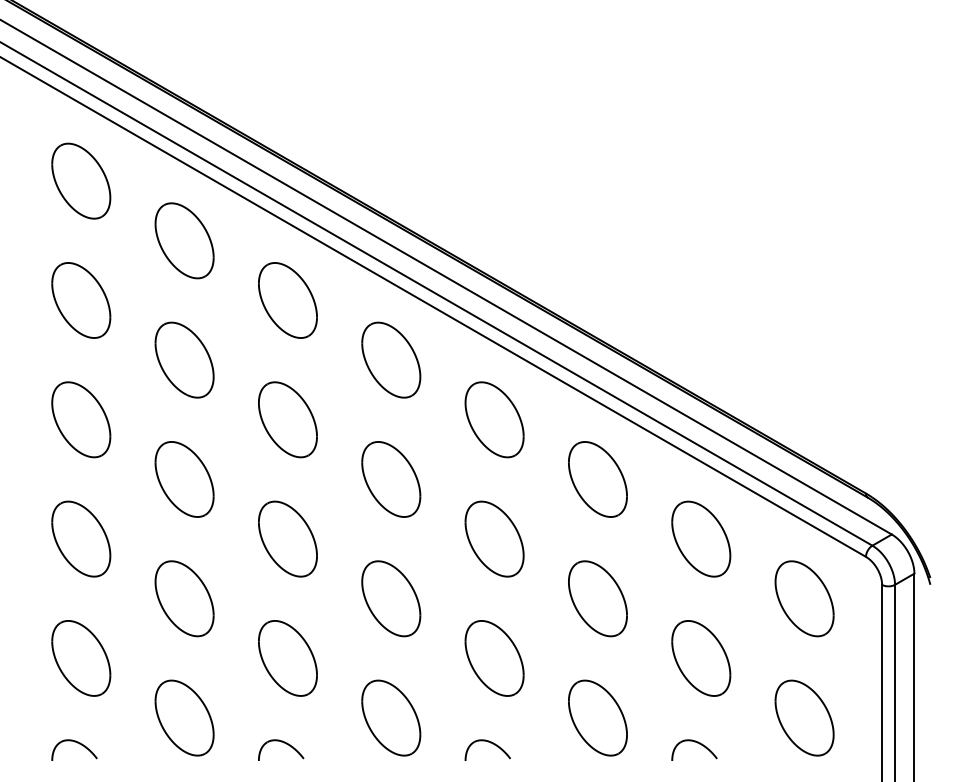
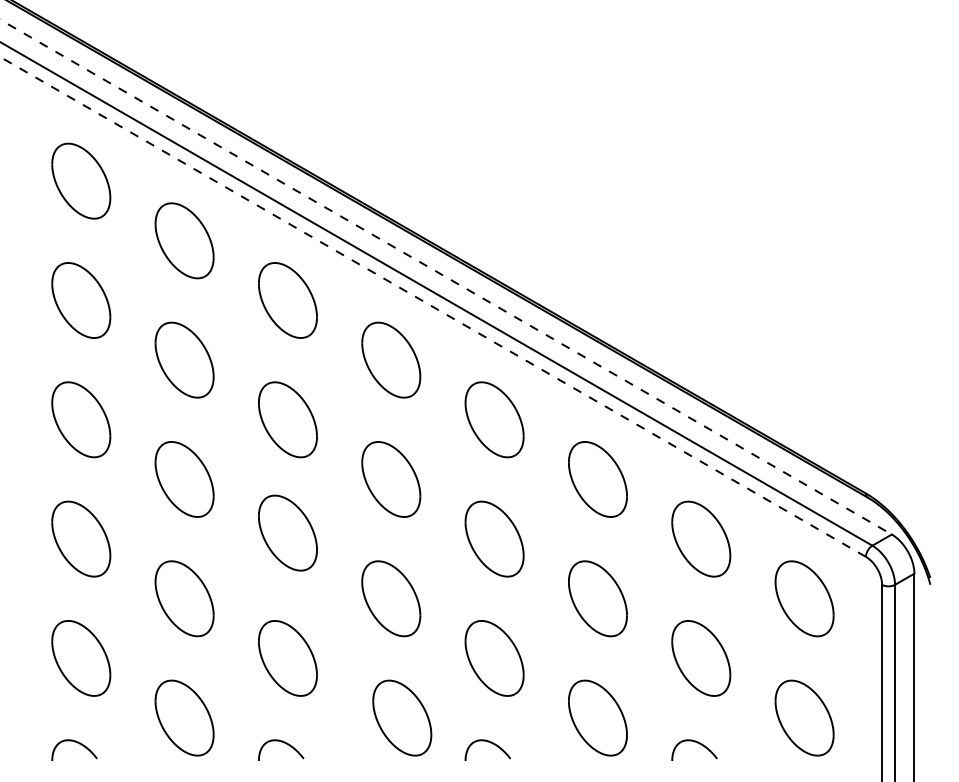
line: solid -> dashed (446, 277)
line: solid -> dashed (433, 306)
part position: (287, 538) -> (287, 532) (287, 532)
part position: (391, 717) -> (402, 717) (402, 717)
